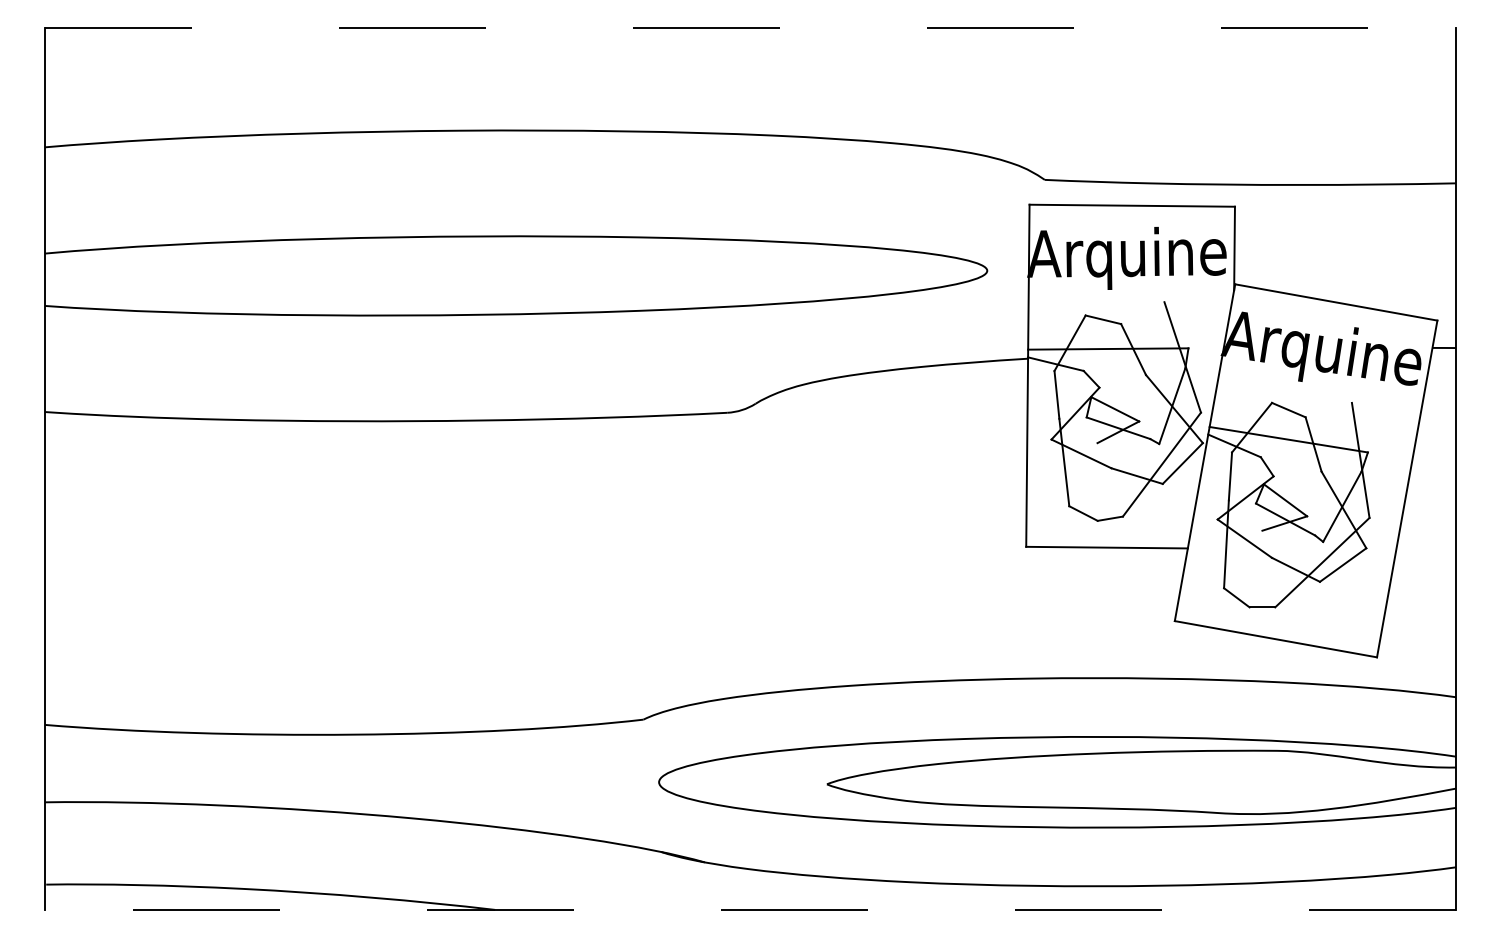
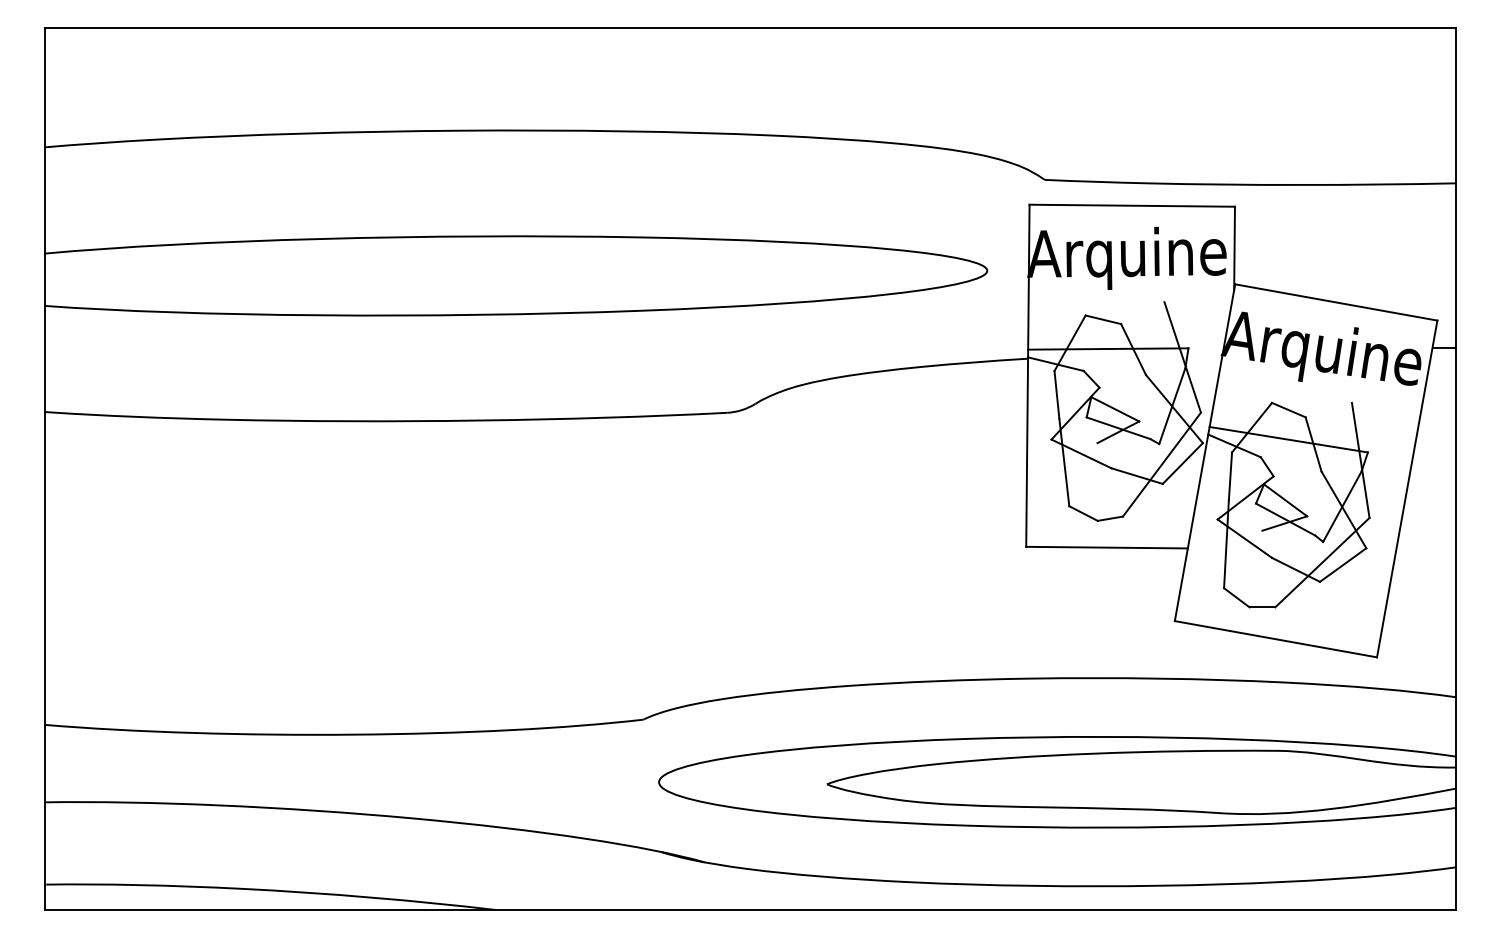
line: dashed -> solid (750, 28)
line: dashed -> solid (749, 909)
